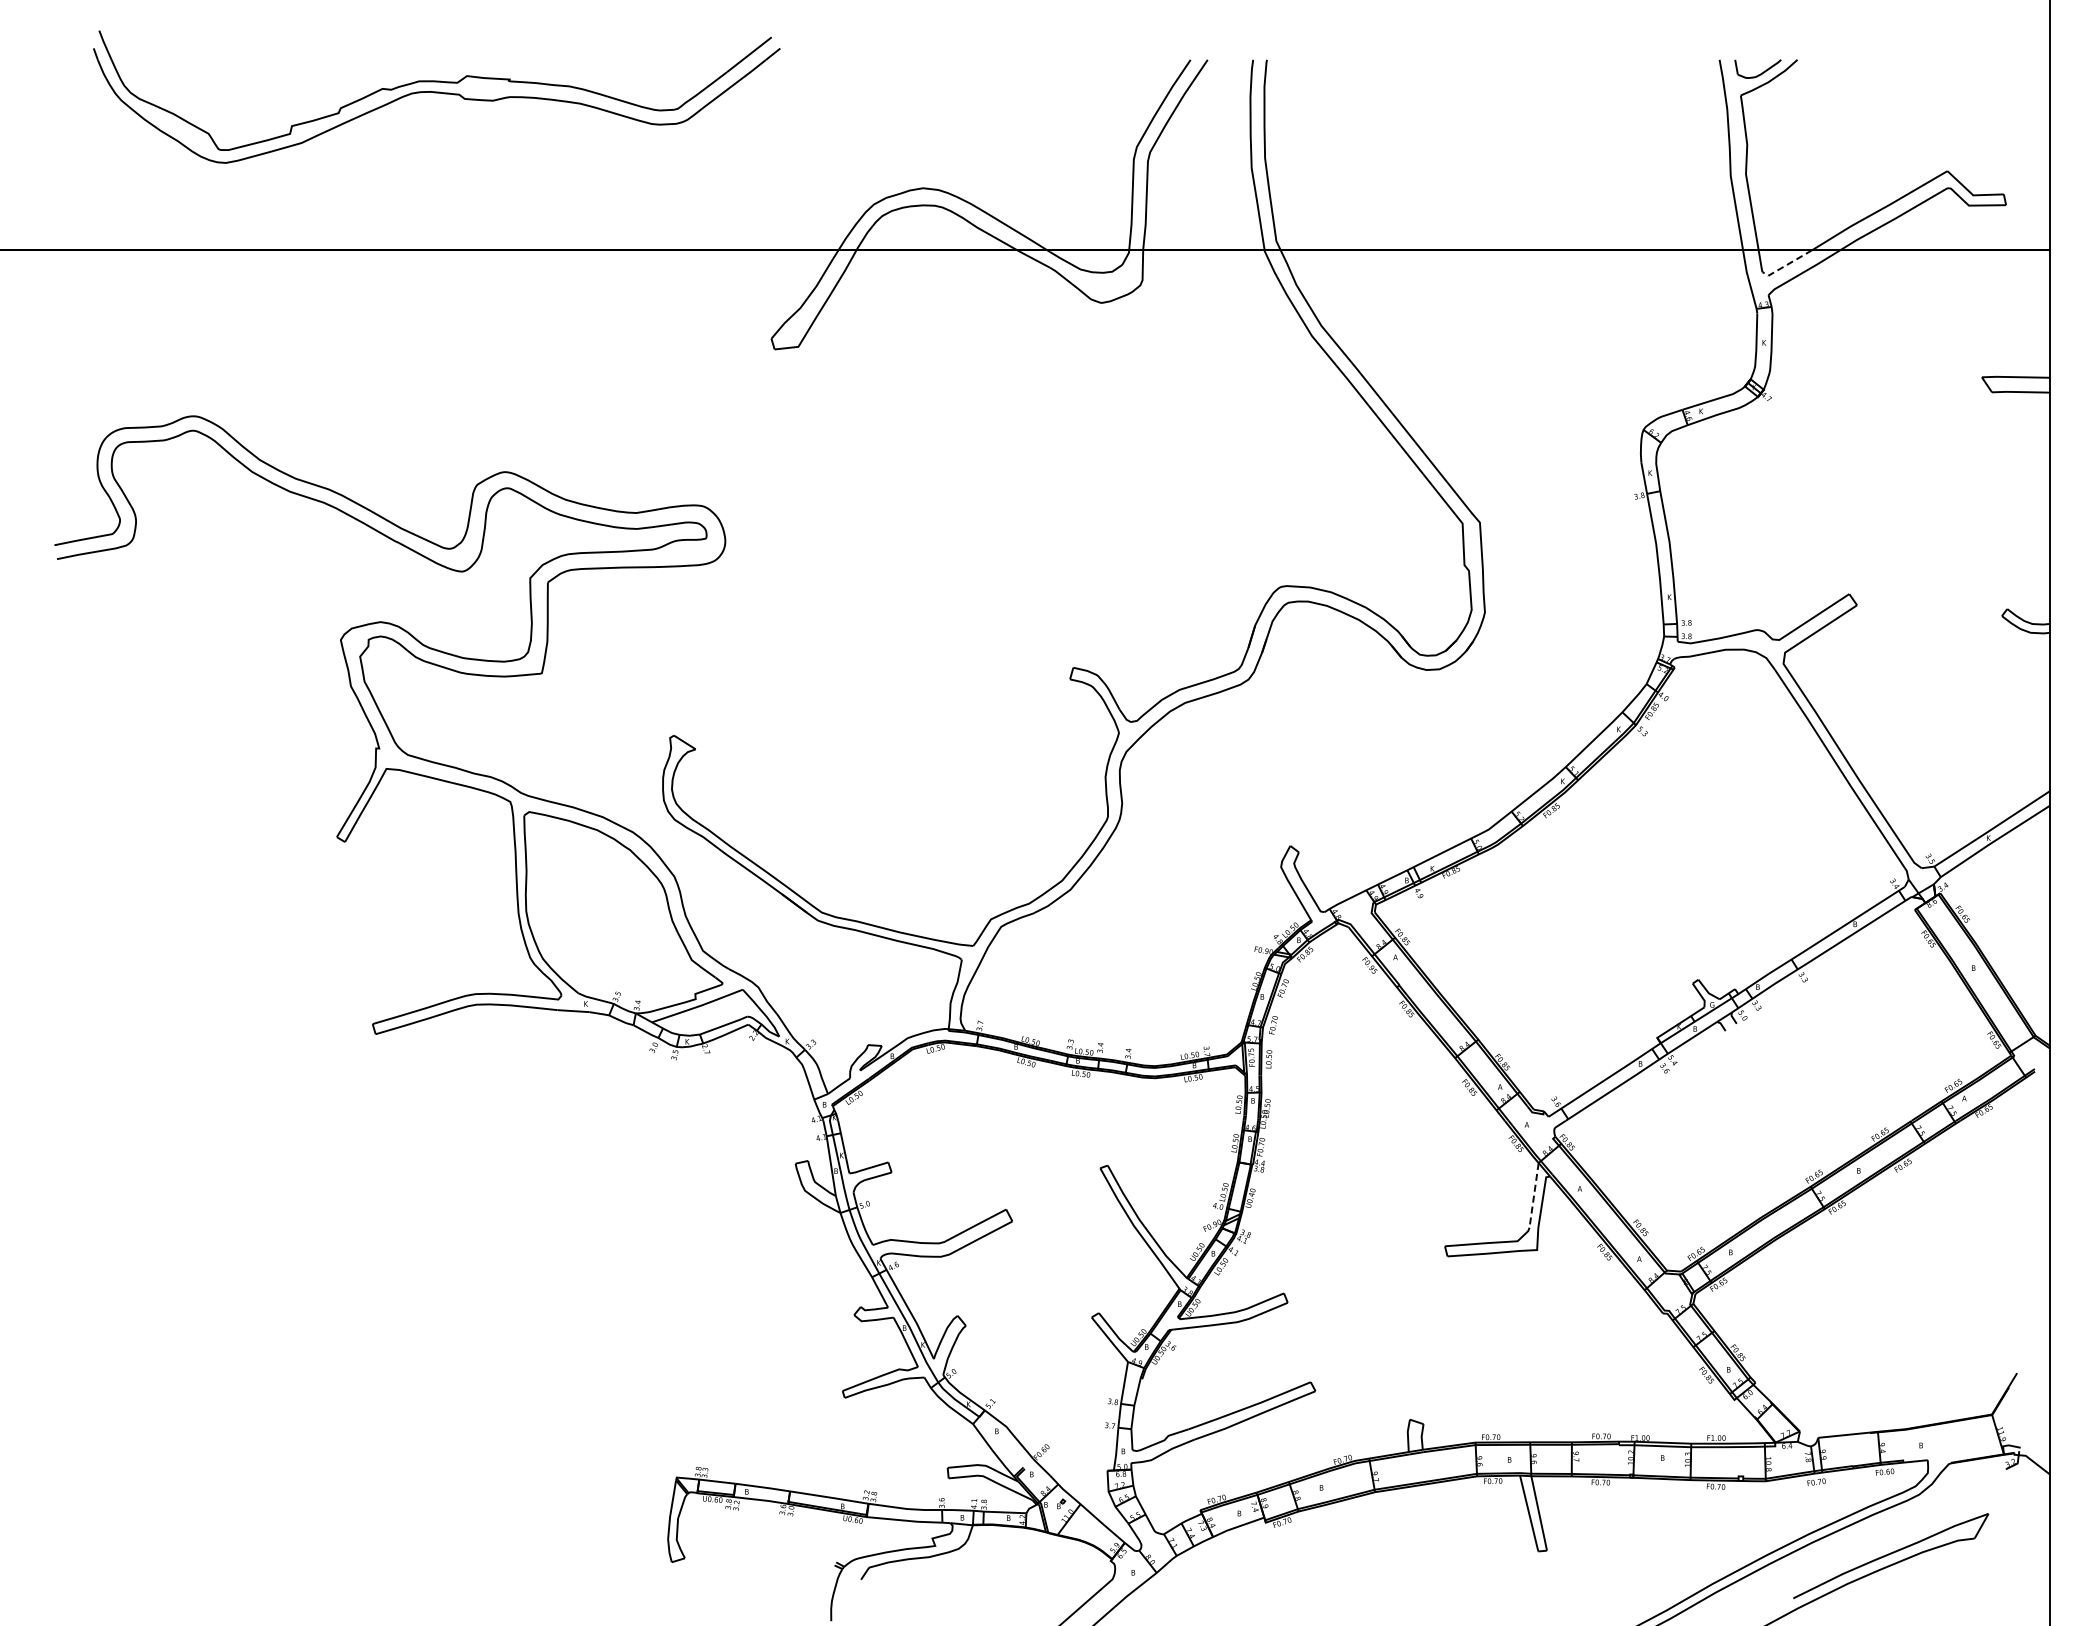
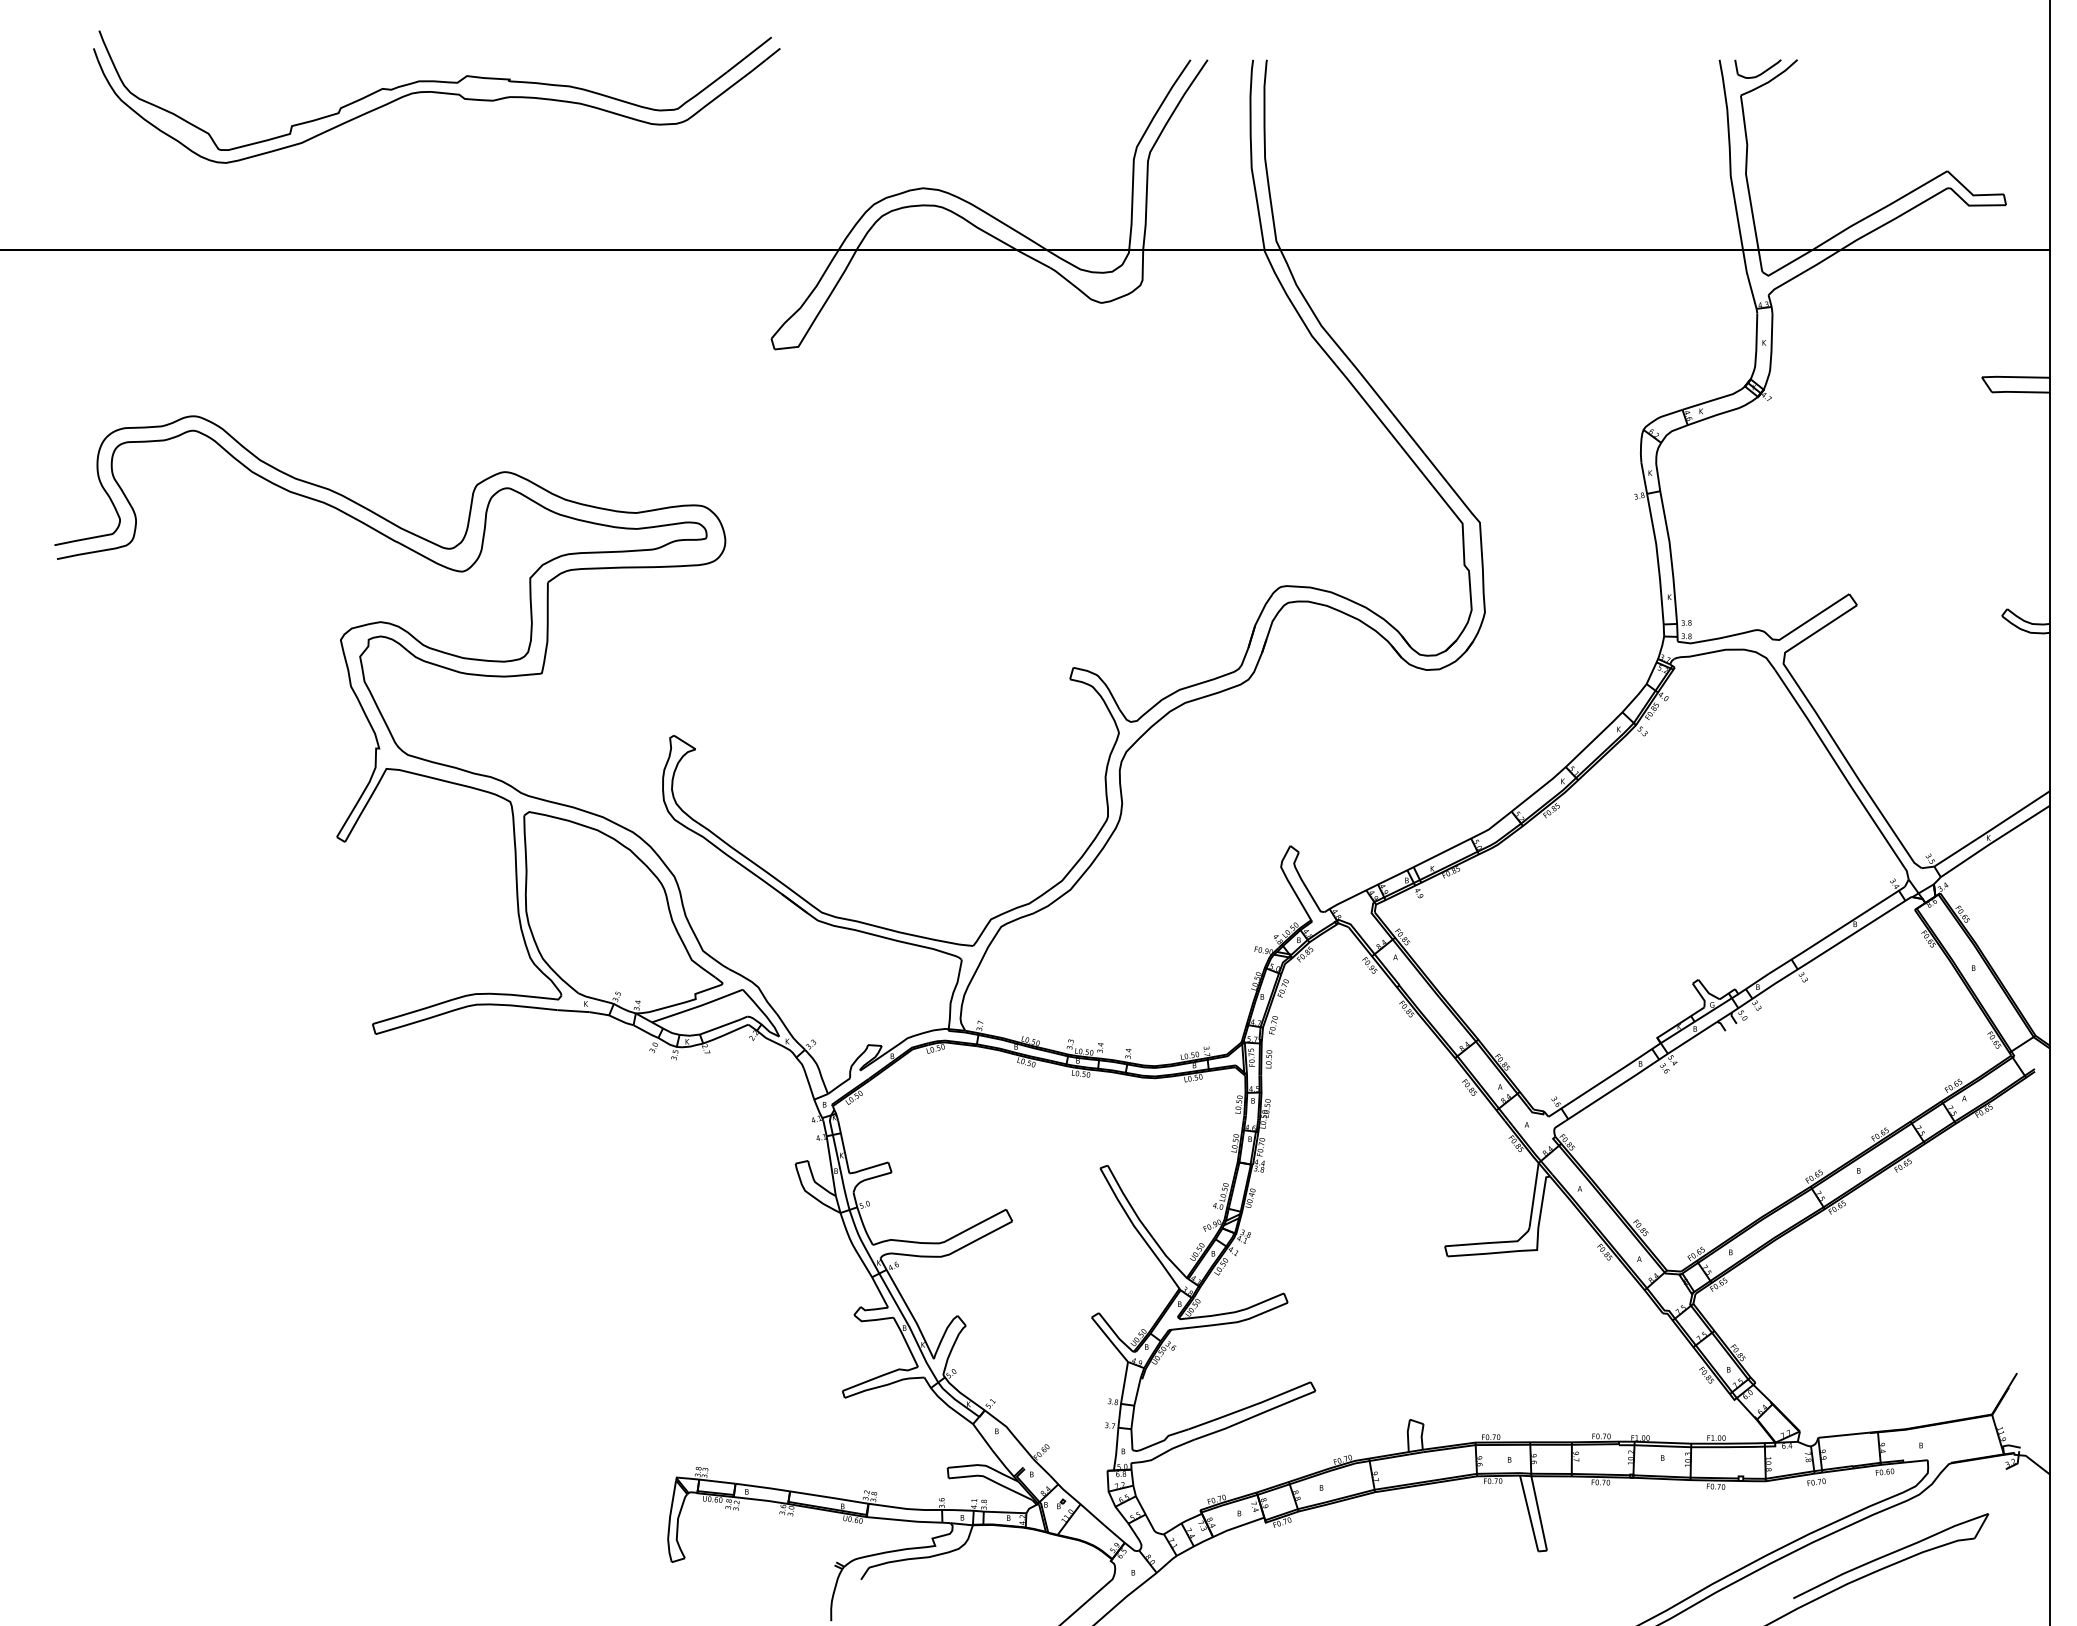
line: dashed -> solid (1787, 264)
line: dashed -> solid (1534, 1195)
